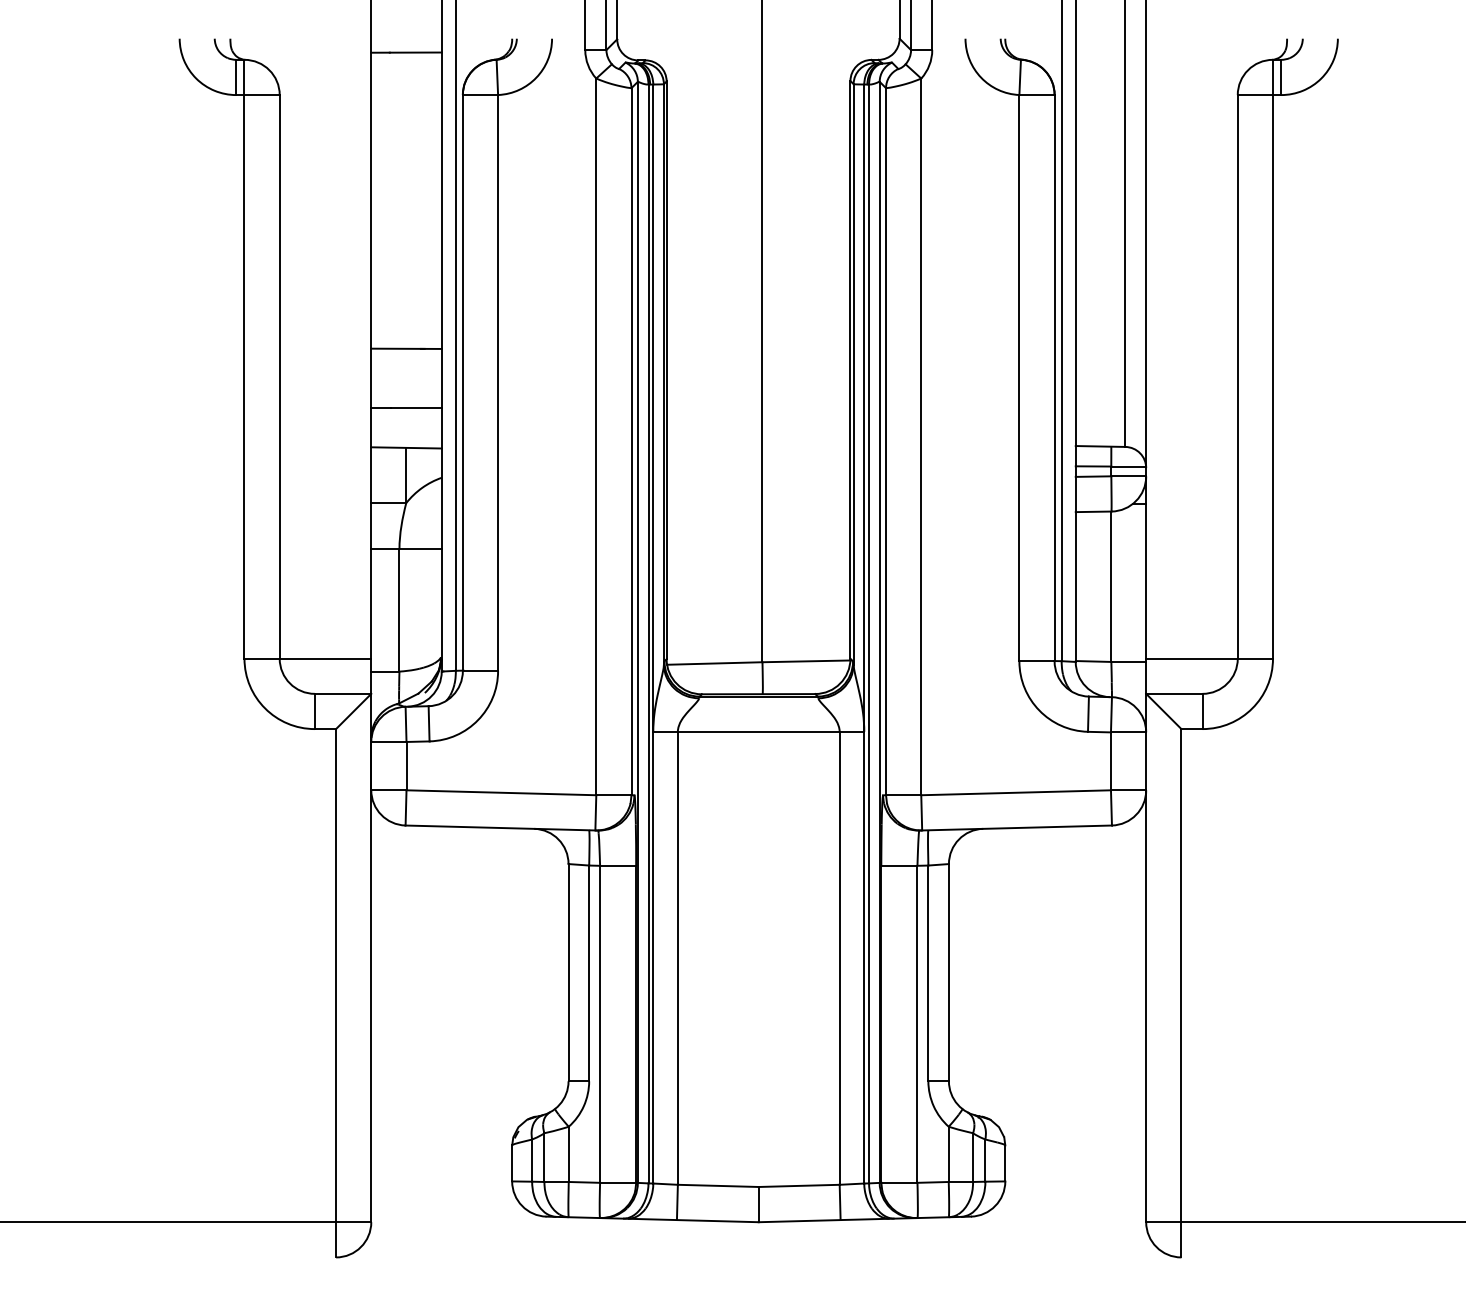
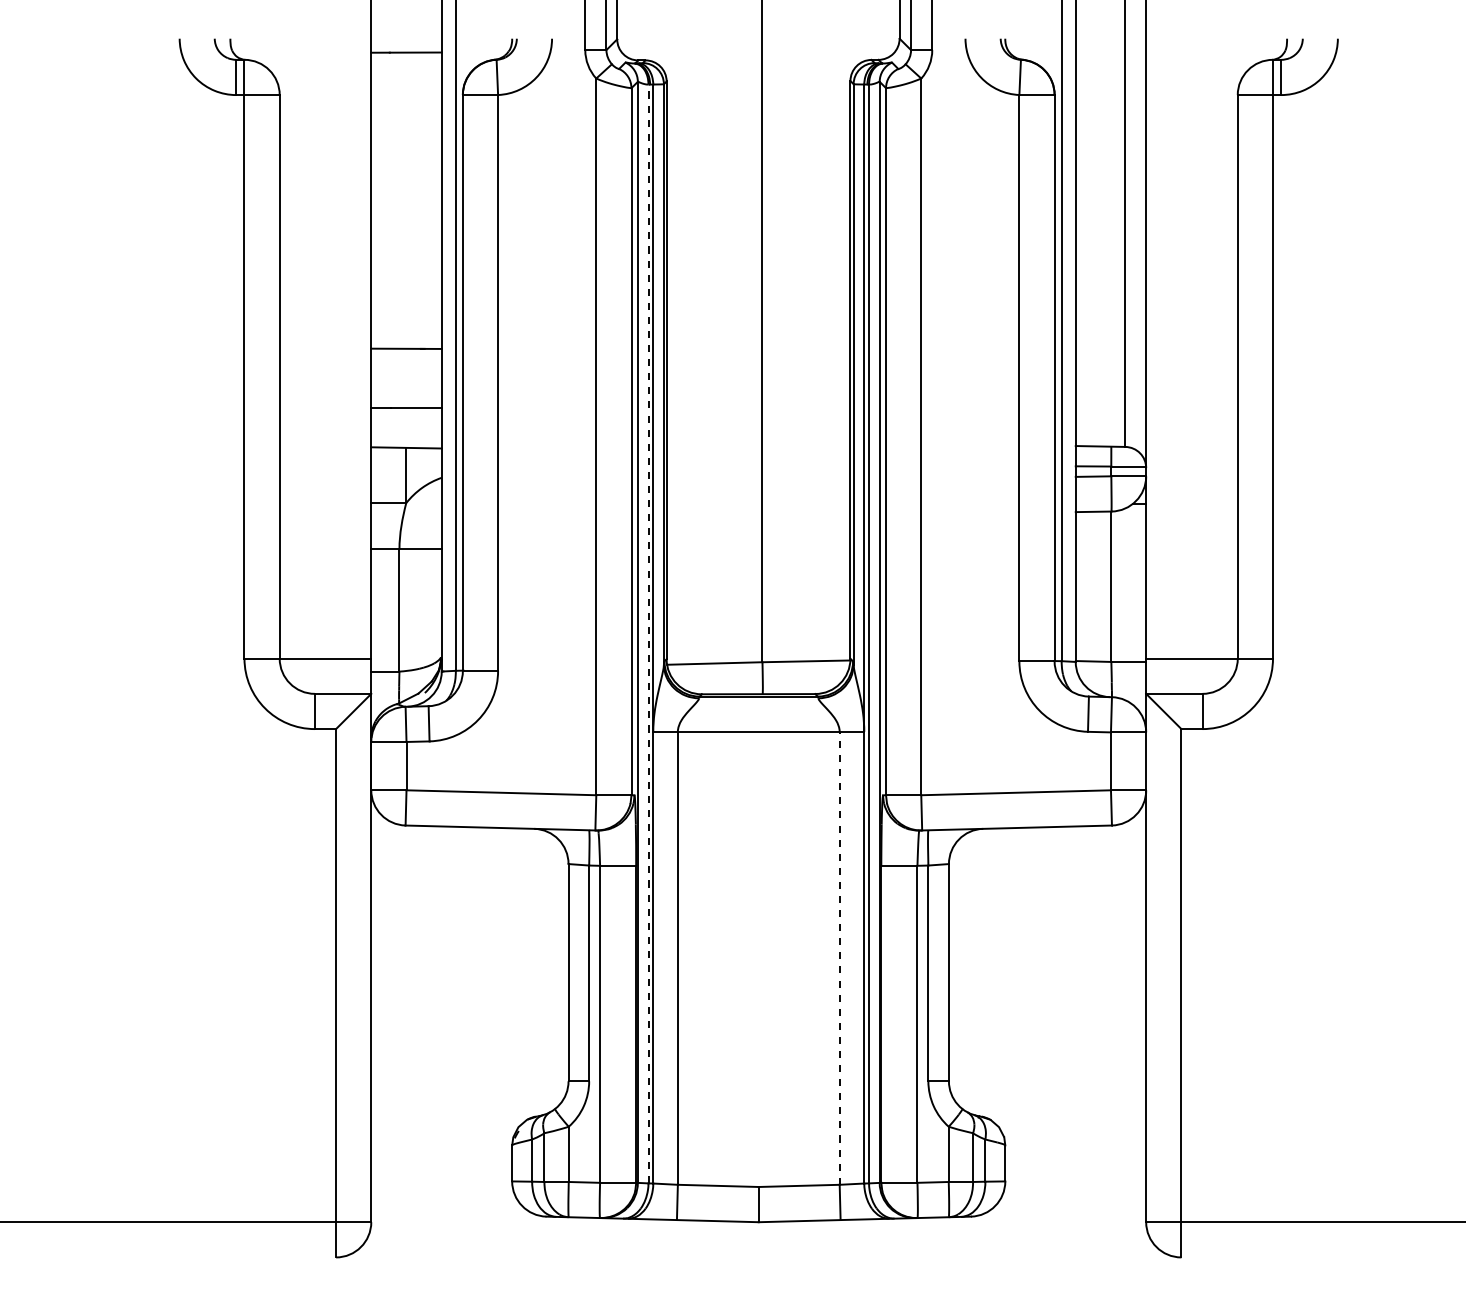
line: solid -> dashed (648, 633)
line: solid -> dashed (839, 957)
